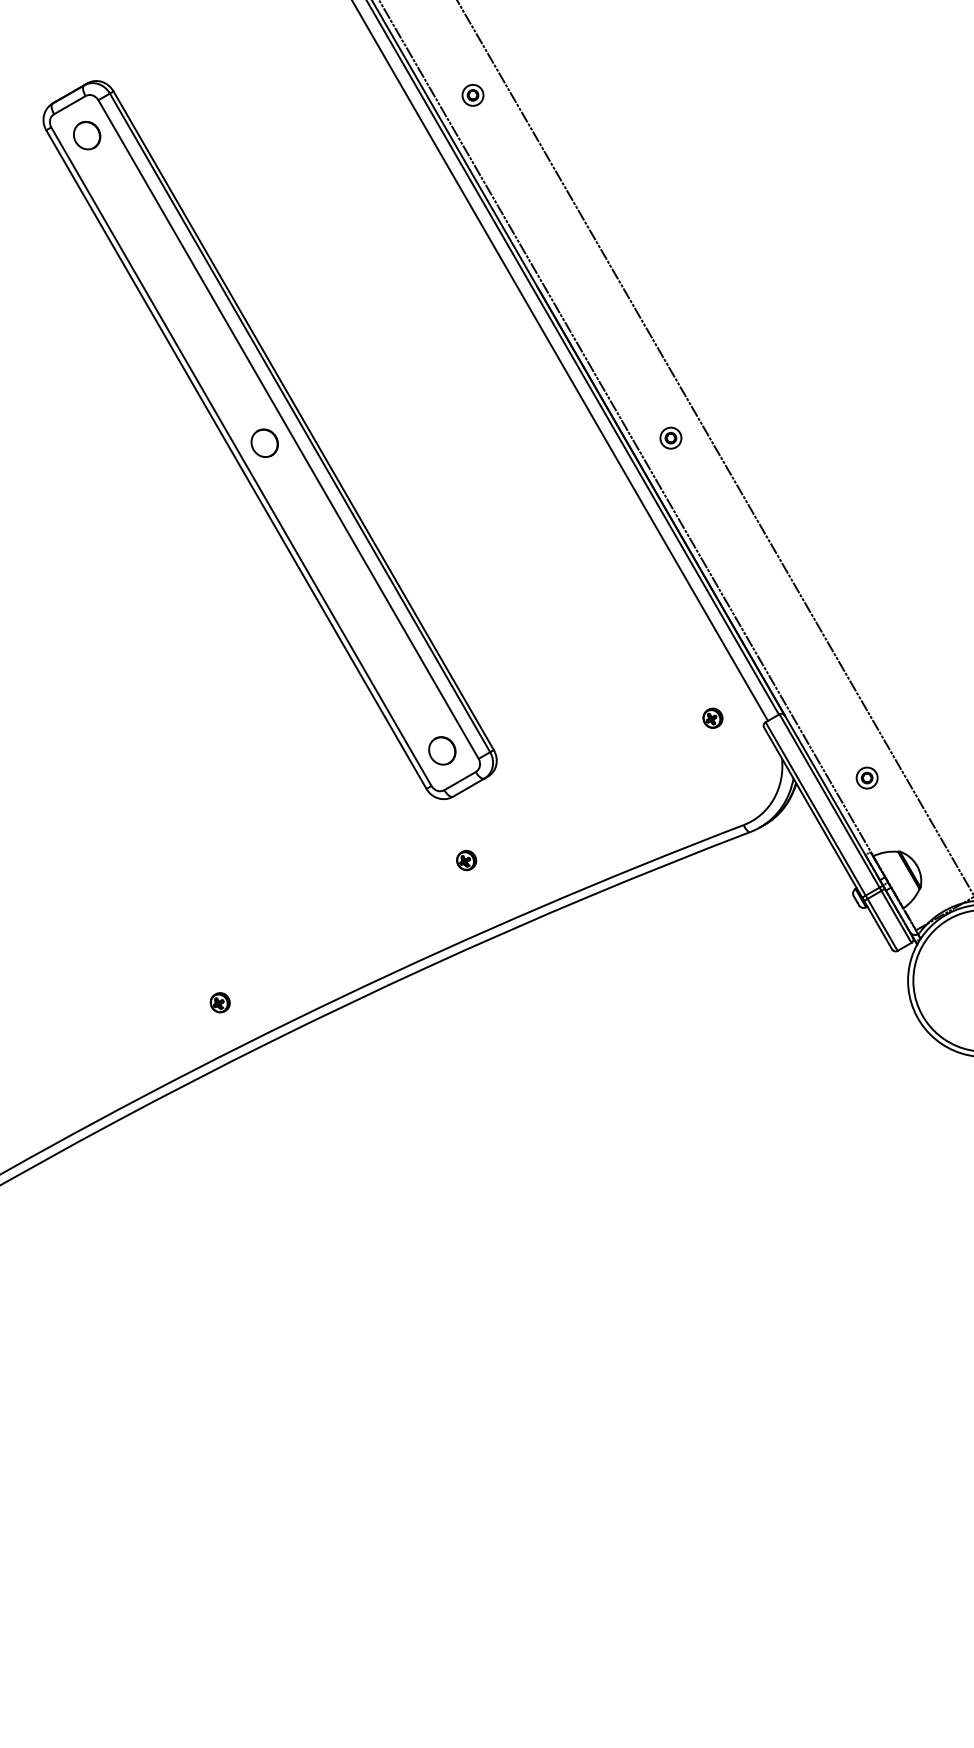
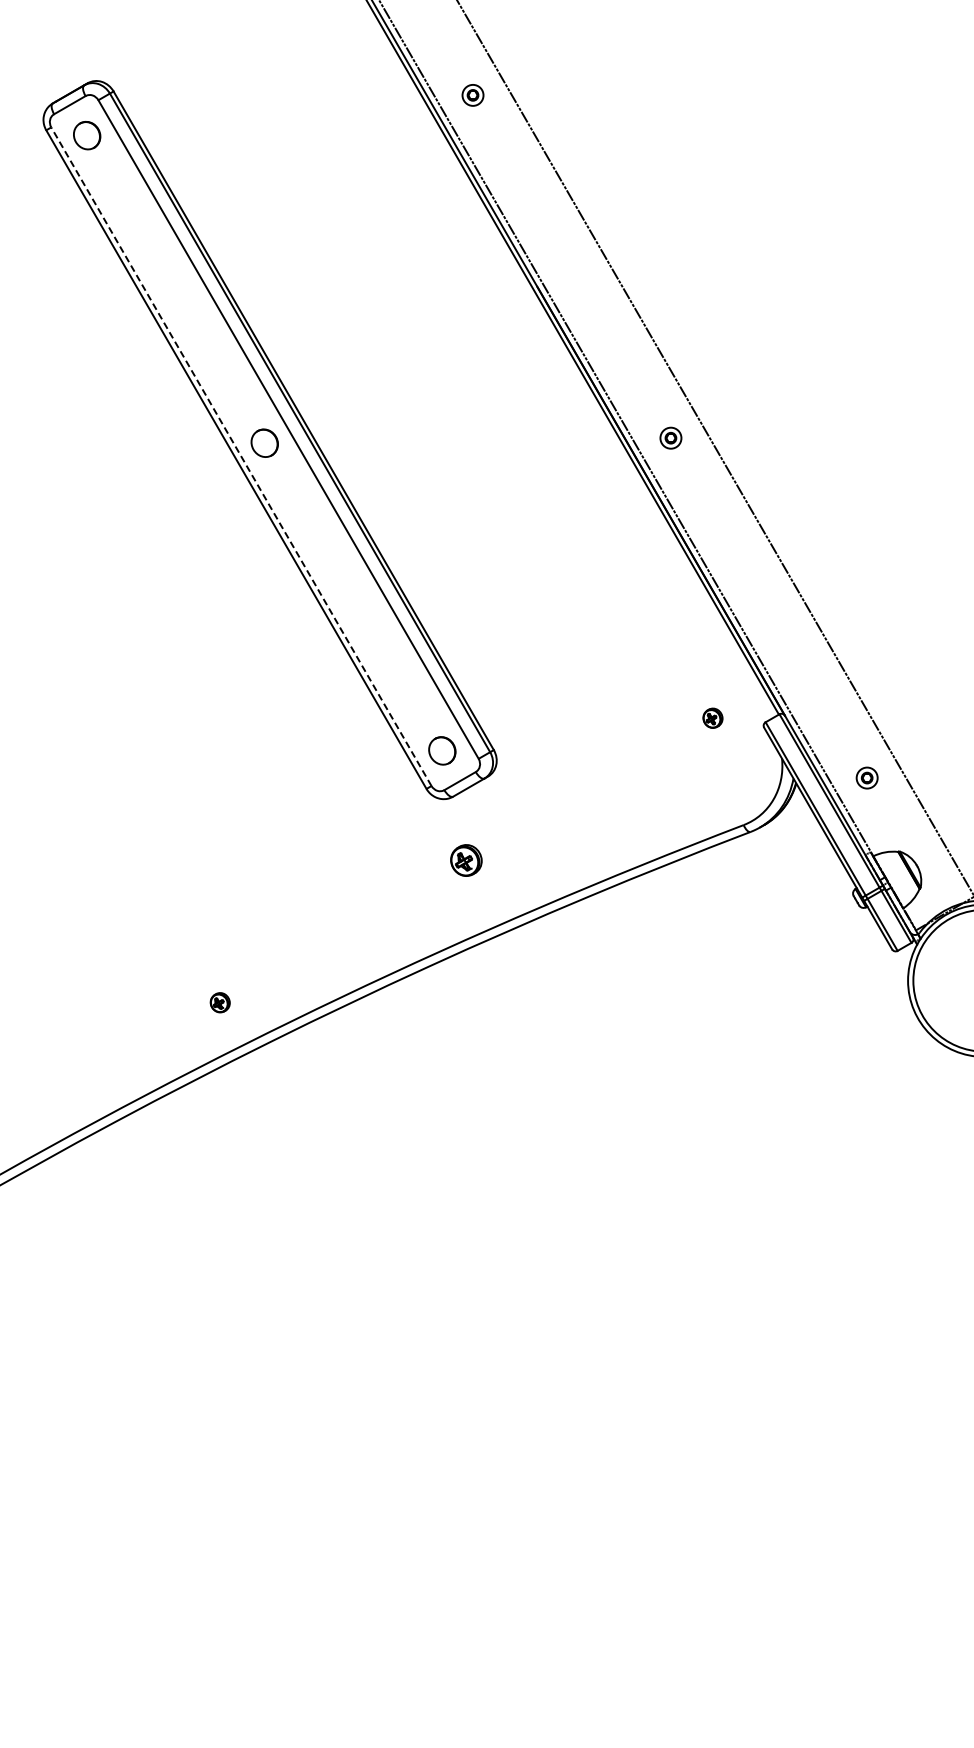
line: present -> none (560, 361)
line: solid -> dashed (241, 456)
part size: 22x23 px -> 33x33 px (466, 860)
